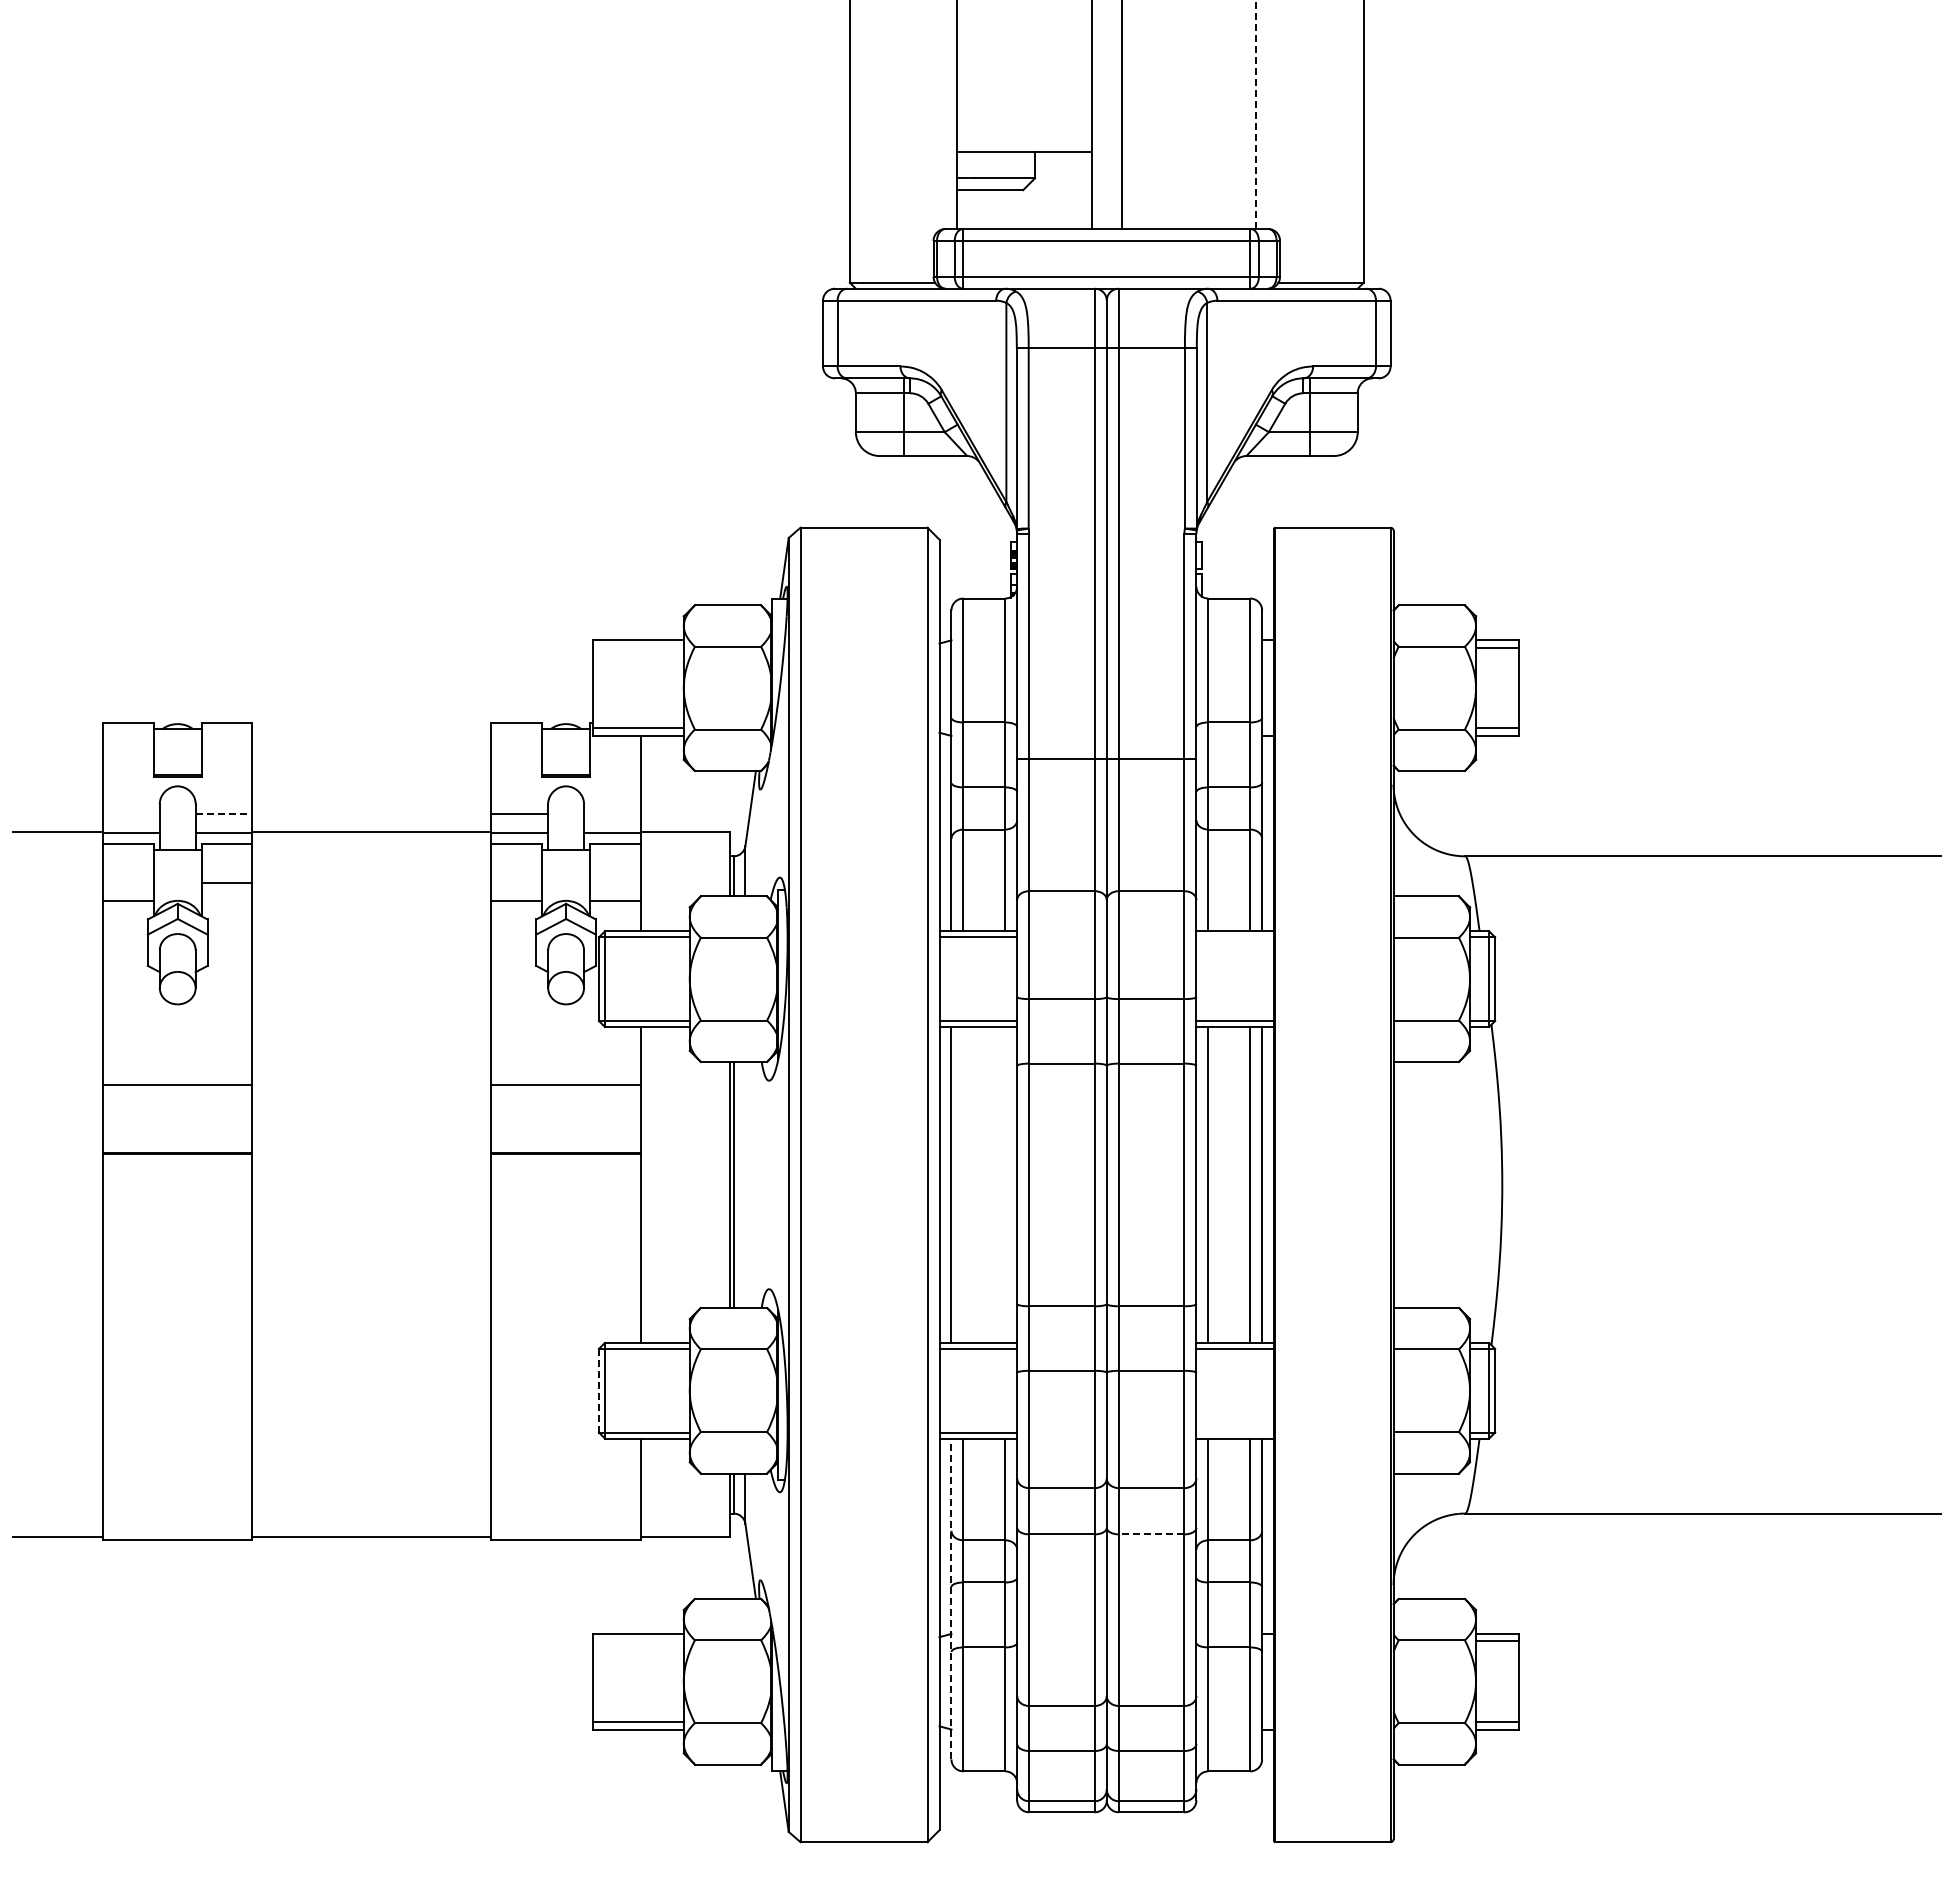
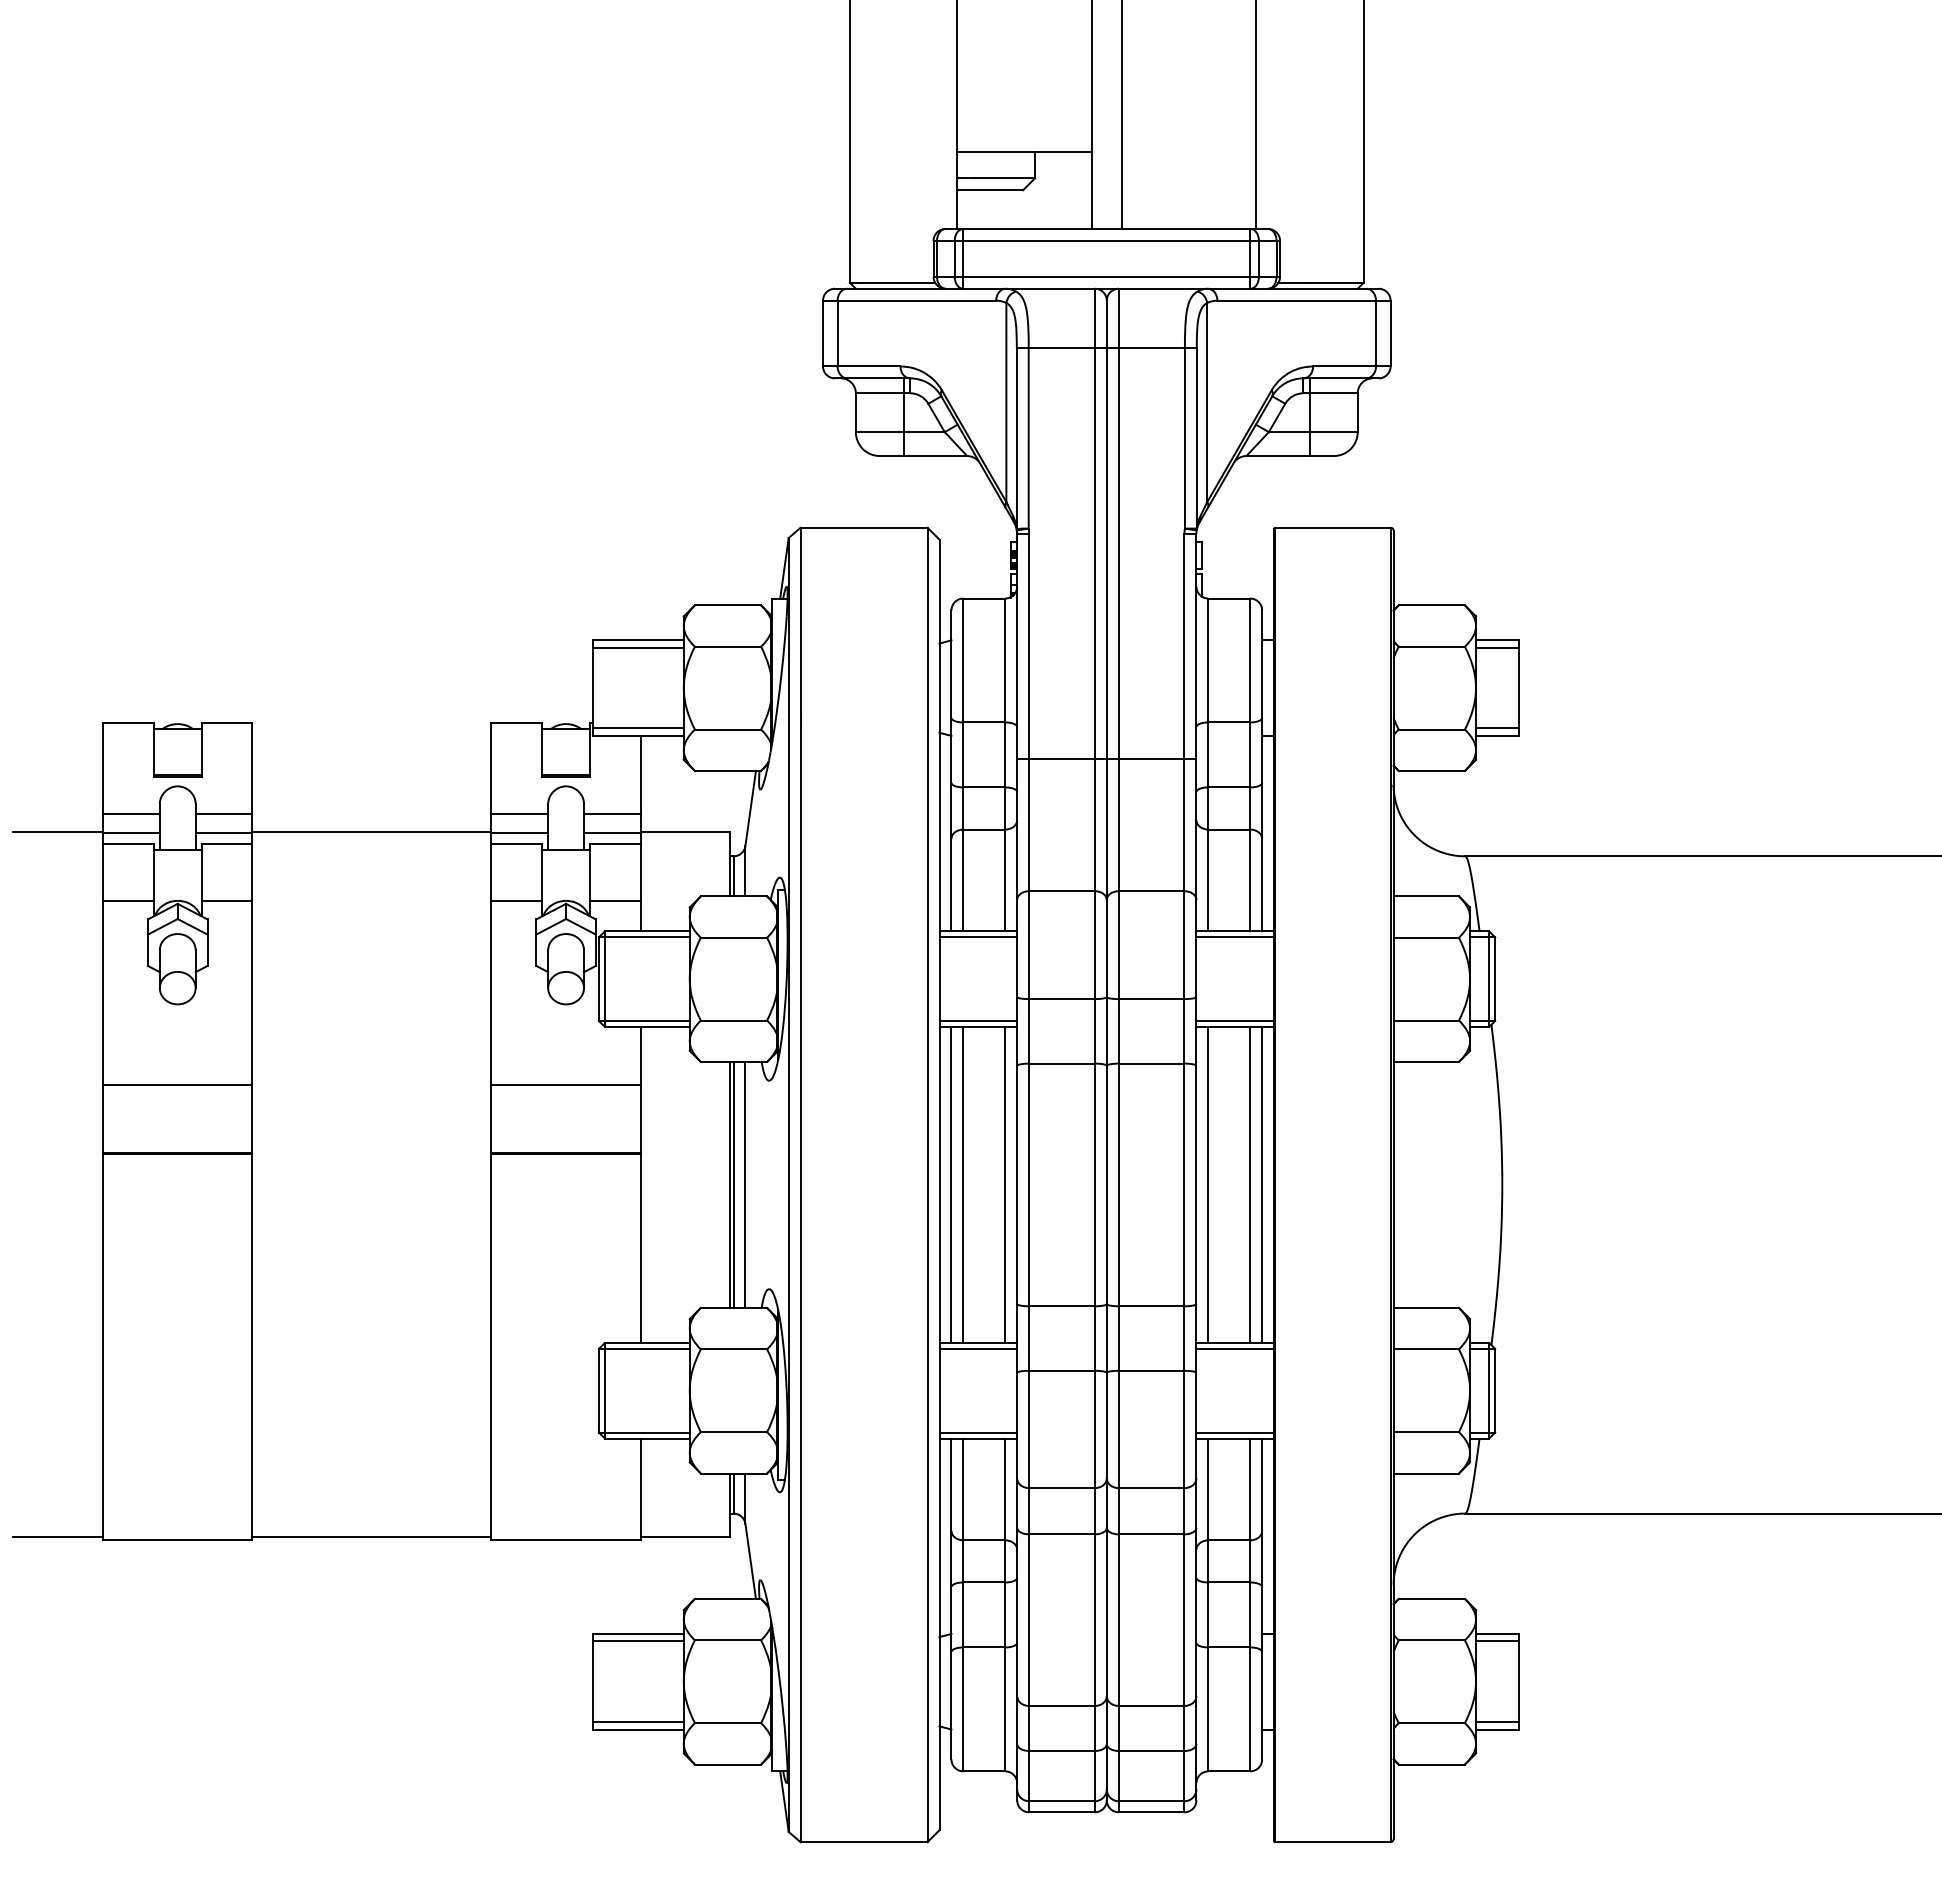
line: dashed -> solid (1256, 114)
line: none -> present (637, 647)
line: none -> present (131, 814)
line: dashed -> solid (224, 814)
line: none -> present (612, 814)
line position: (226, 883) -> (226, 901) (226, 901)
line: none -> present (1235, 937)
line: none -> present (745, 1184)
line: none -> present (963, 1184)
line: none -> present (1005, 1184)
line: dashed -> solid (598, 1390)
line: none -> present (1235, 1432)
line: dashed -> solid (1151, 1534)
line: dashed -> solid (951, 1598)
line: none -> present (637, 1641)
